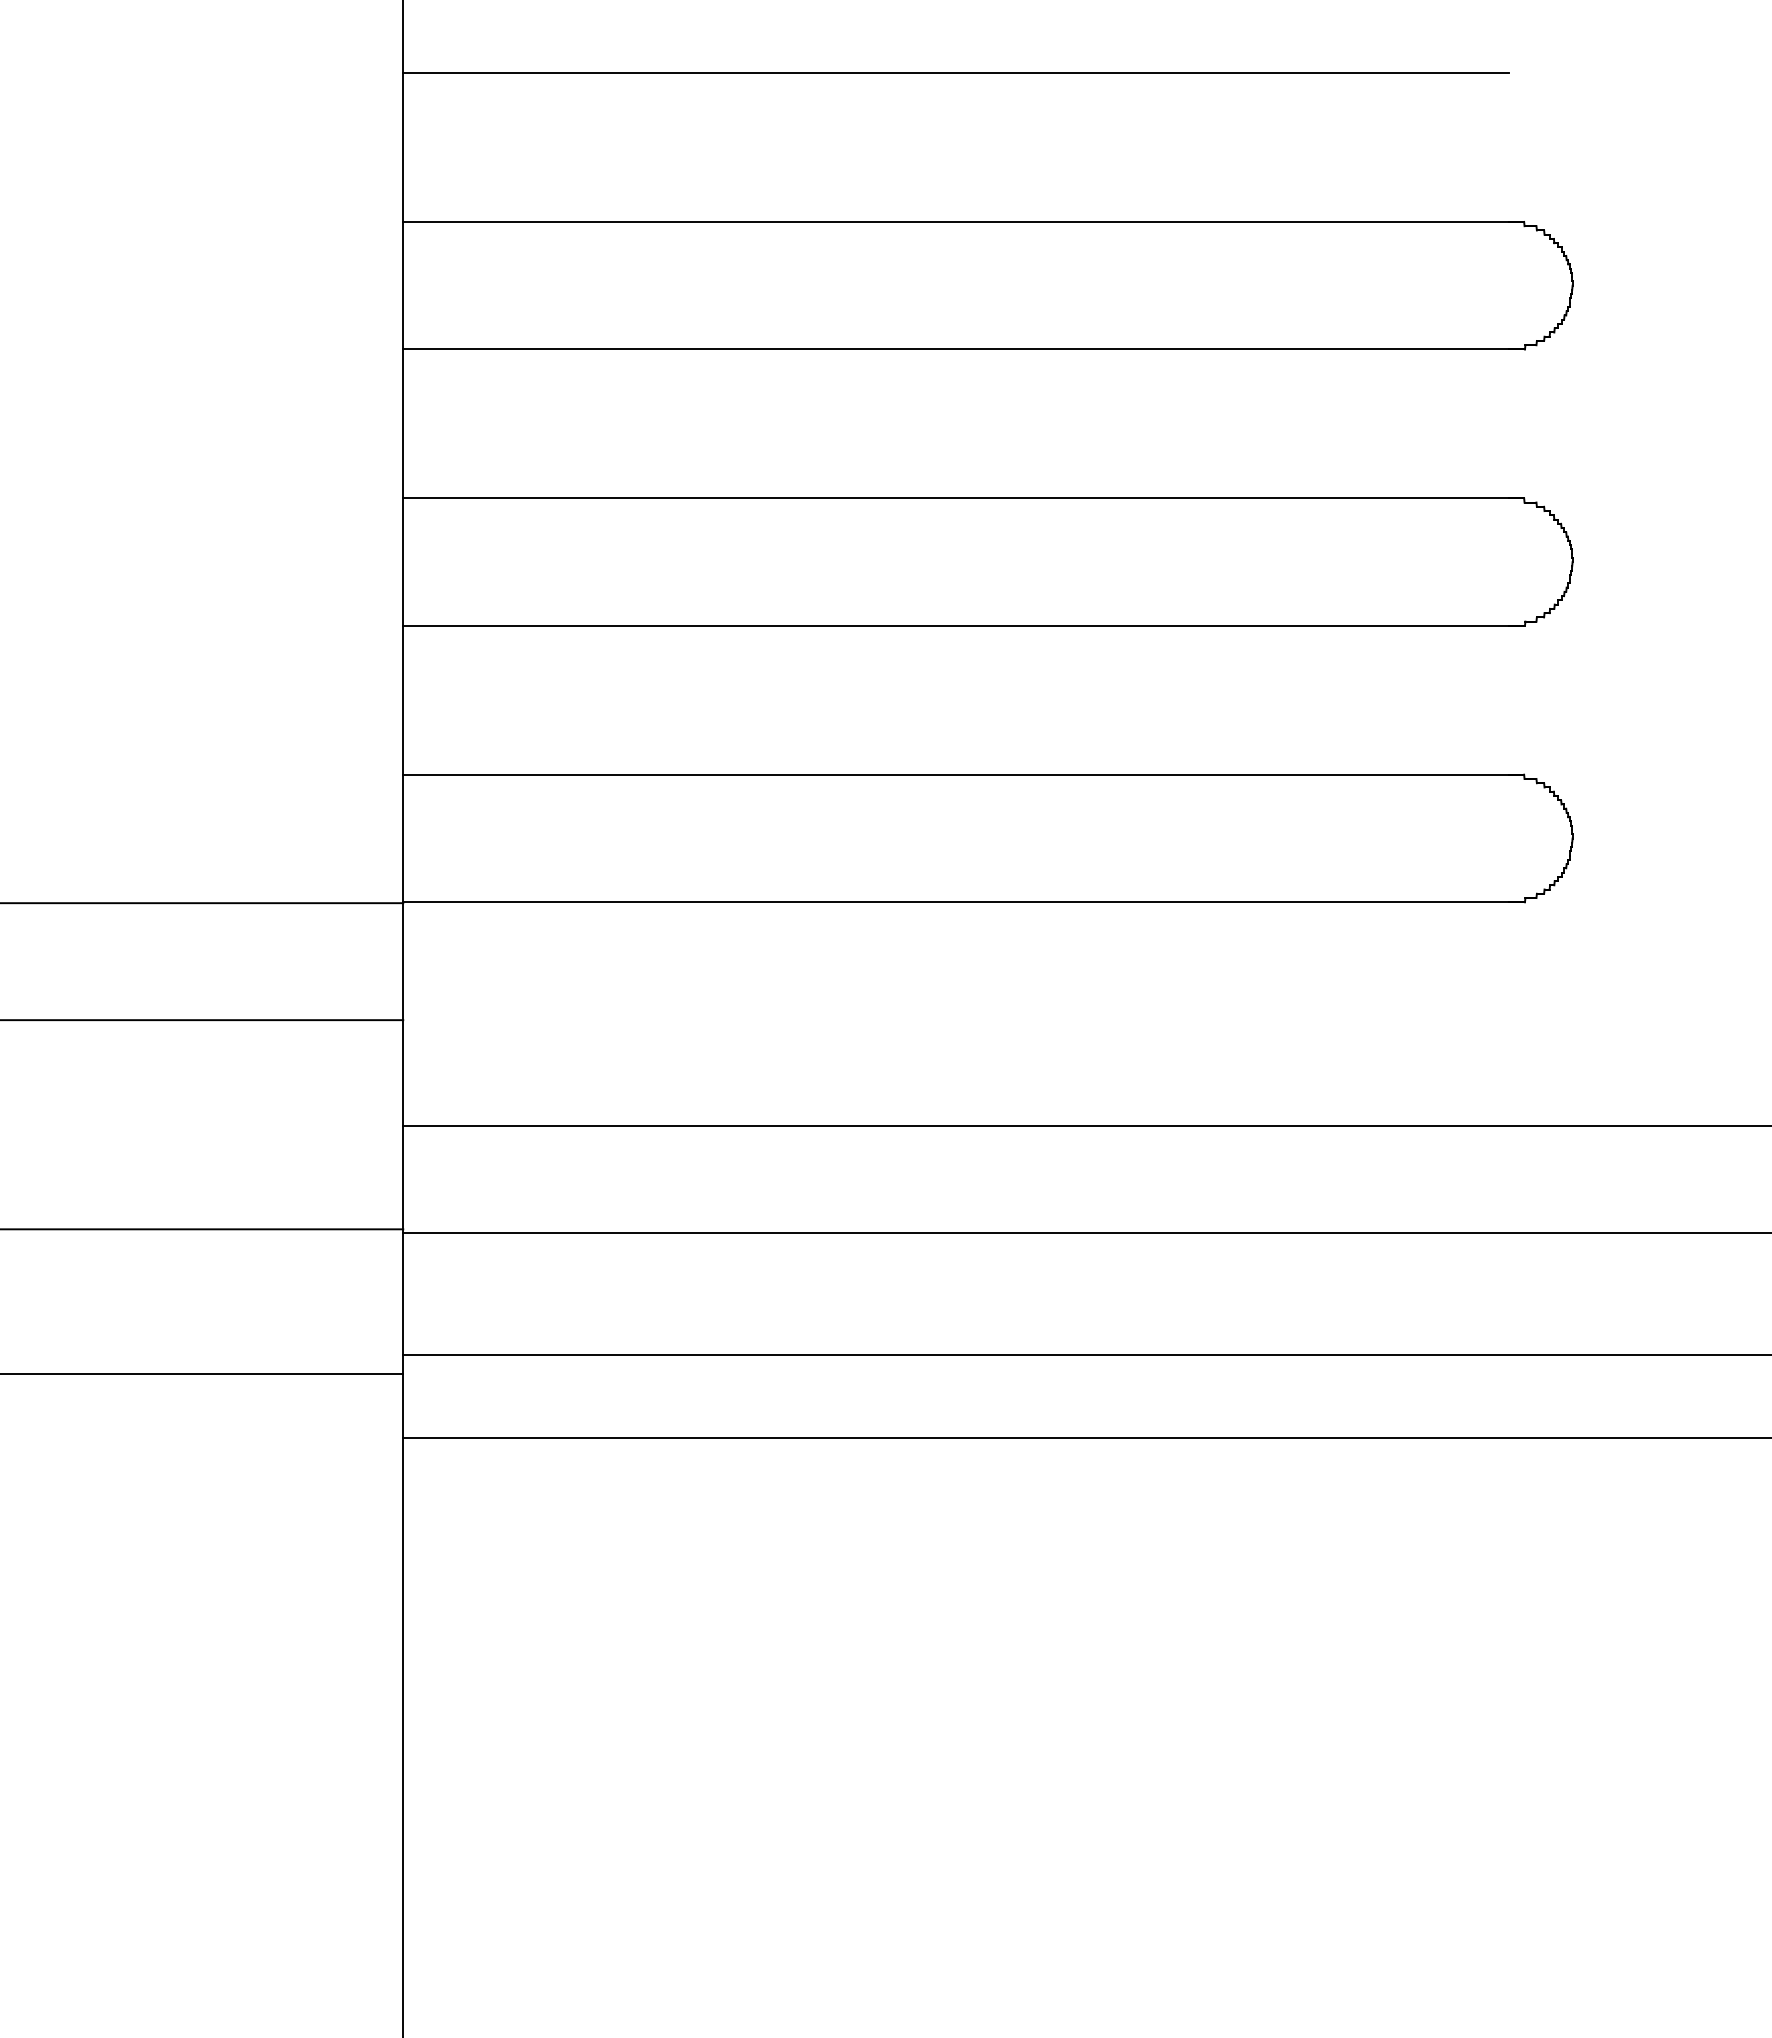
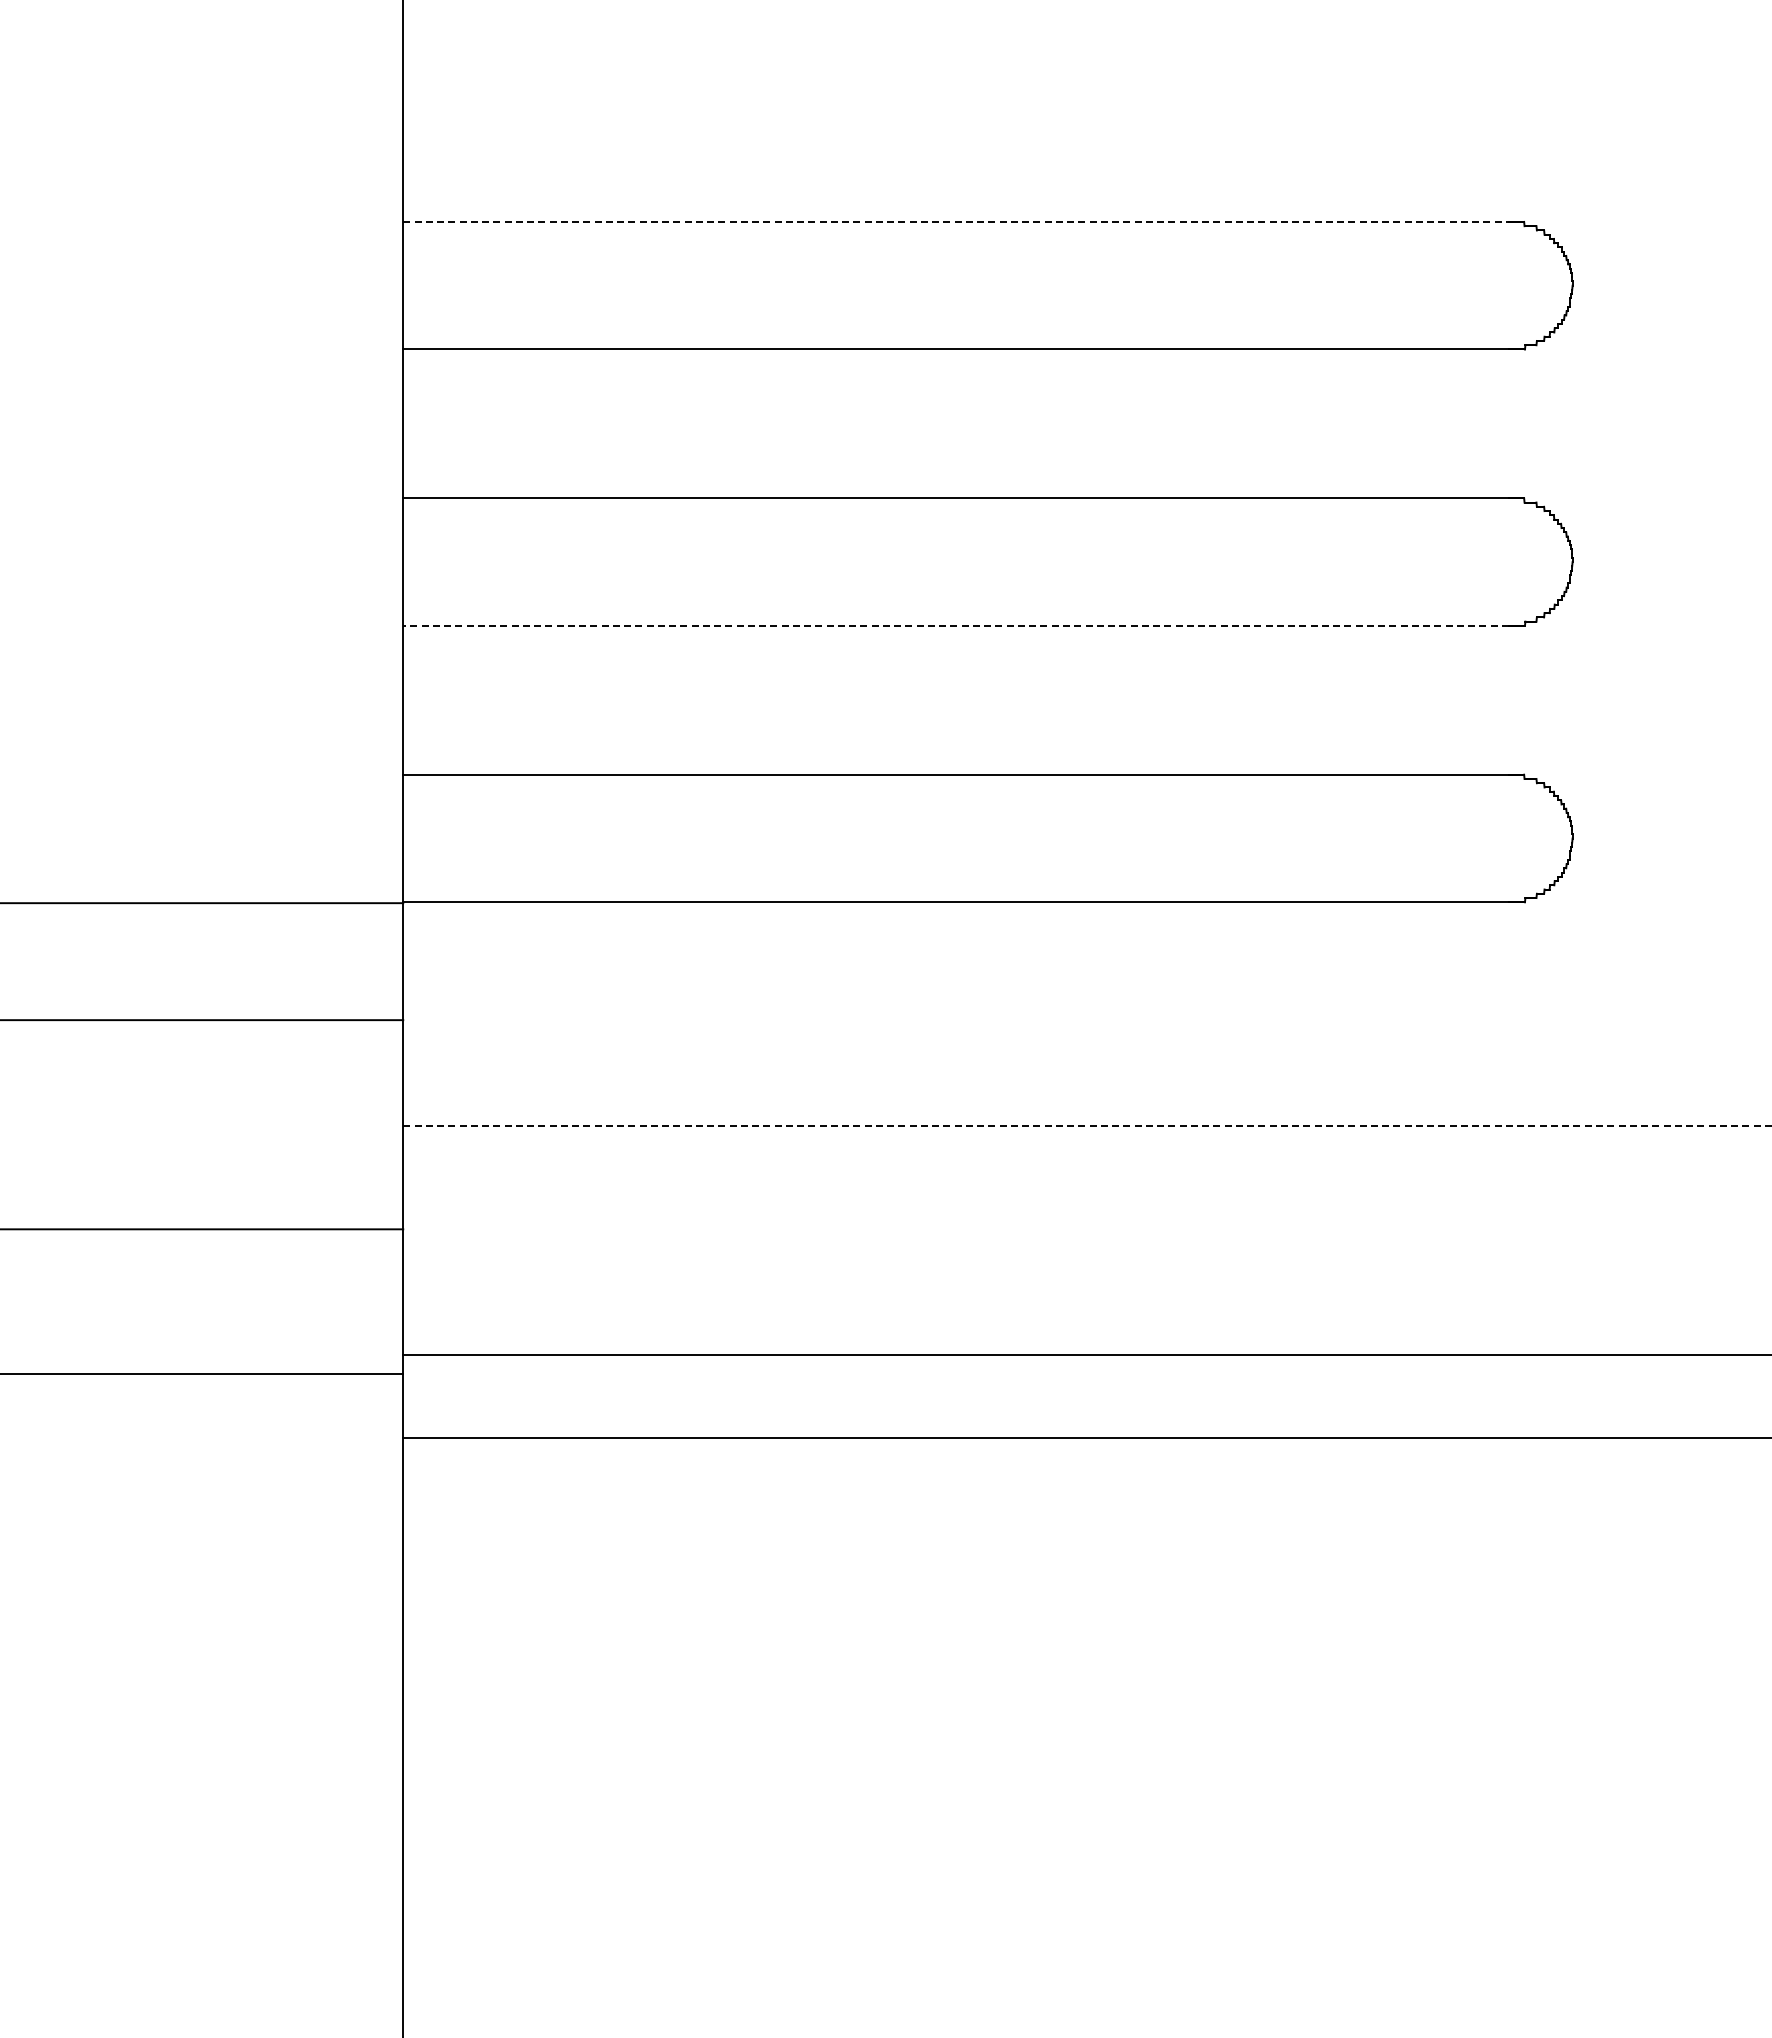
line: present -> none (955, 73)
line: solid -> dashed (956, 221)
line: solid -> dashed (956, 625)
line: solid -> dashed (1088, 1125)
line: present -> none (1085, 1233)
